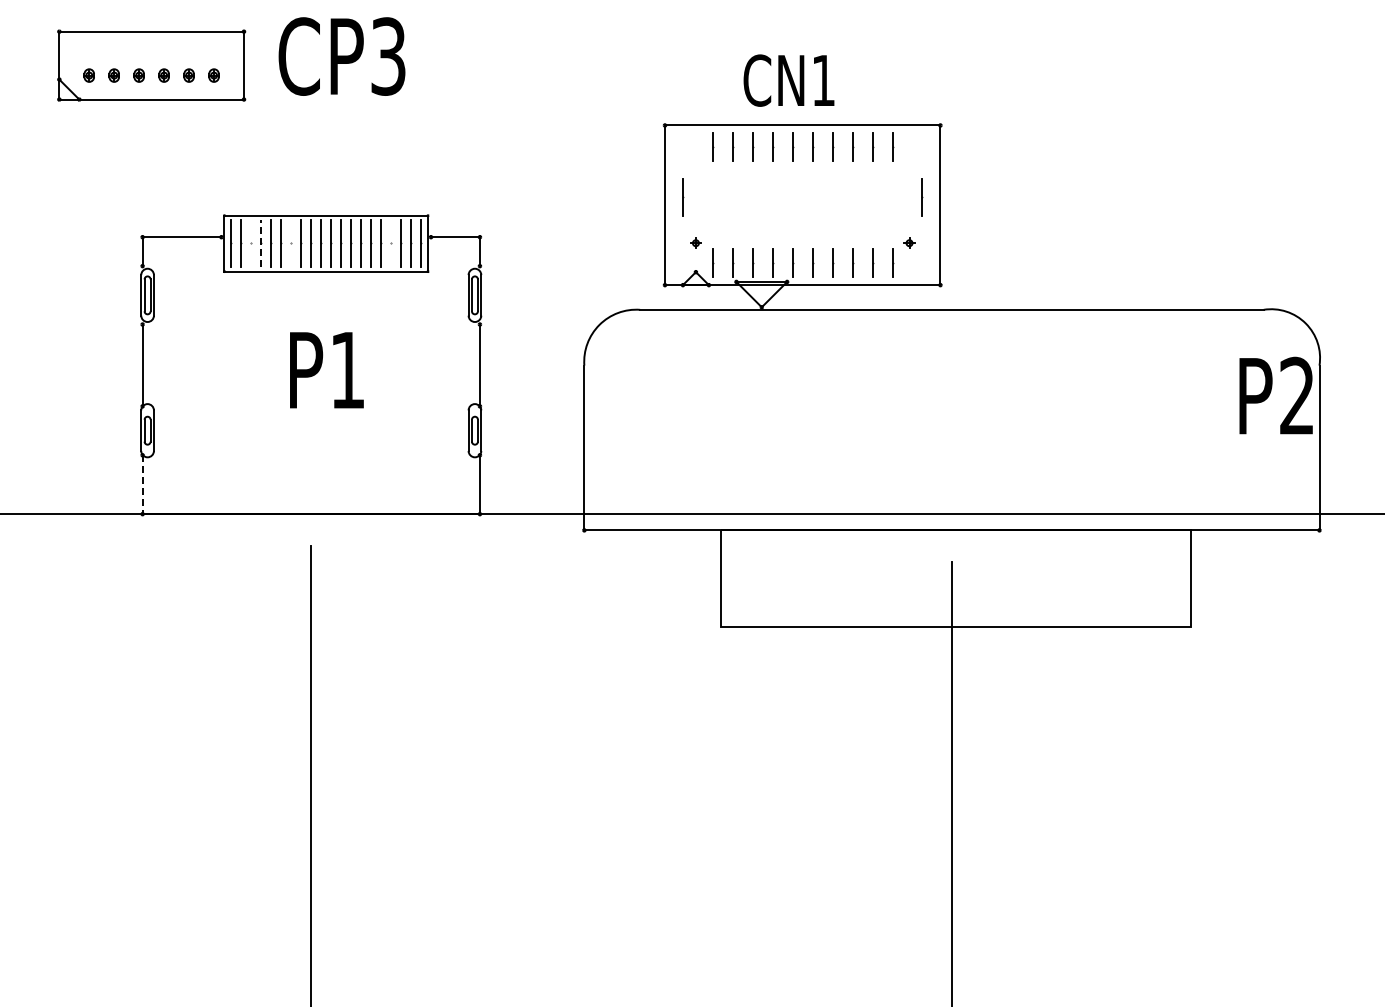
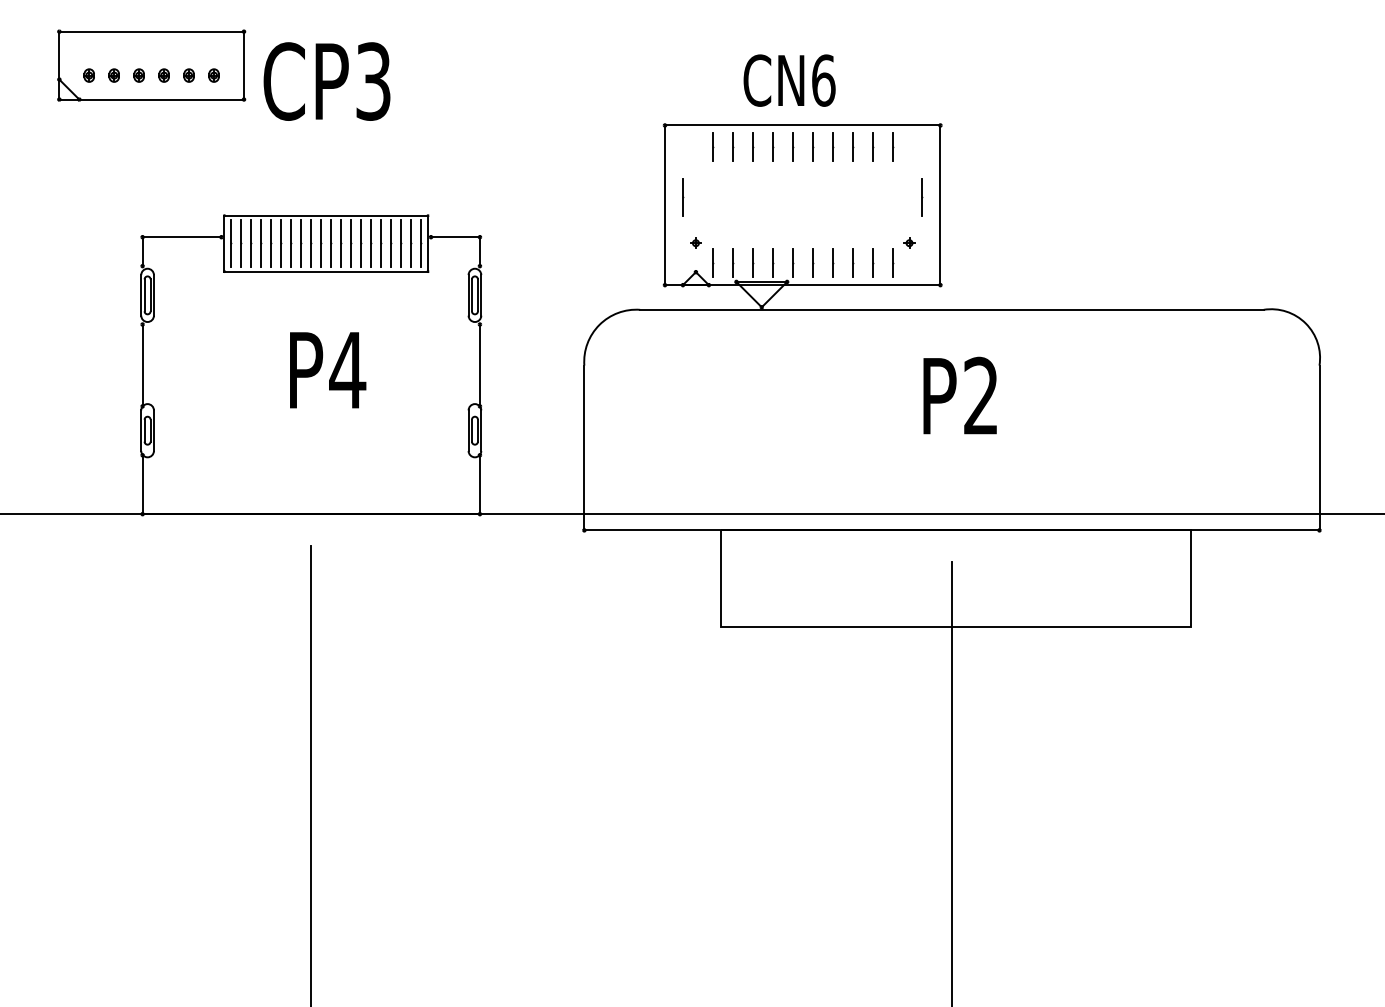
text position: (341, 56) -> (326, 81) (326, 81)
text: CN1 -> CN6 (823, 80)
line: none -> present (251, 243)
line: dashed -> solid (261, 243)
line: none -> present (291, 243)
line: none -> present (391, 243)
text: P1 -> P4 (347, 370)
text position: (1275, 395) -> (959, 395) (959, 395)
line: dashed -> solid (142, 485)
